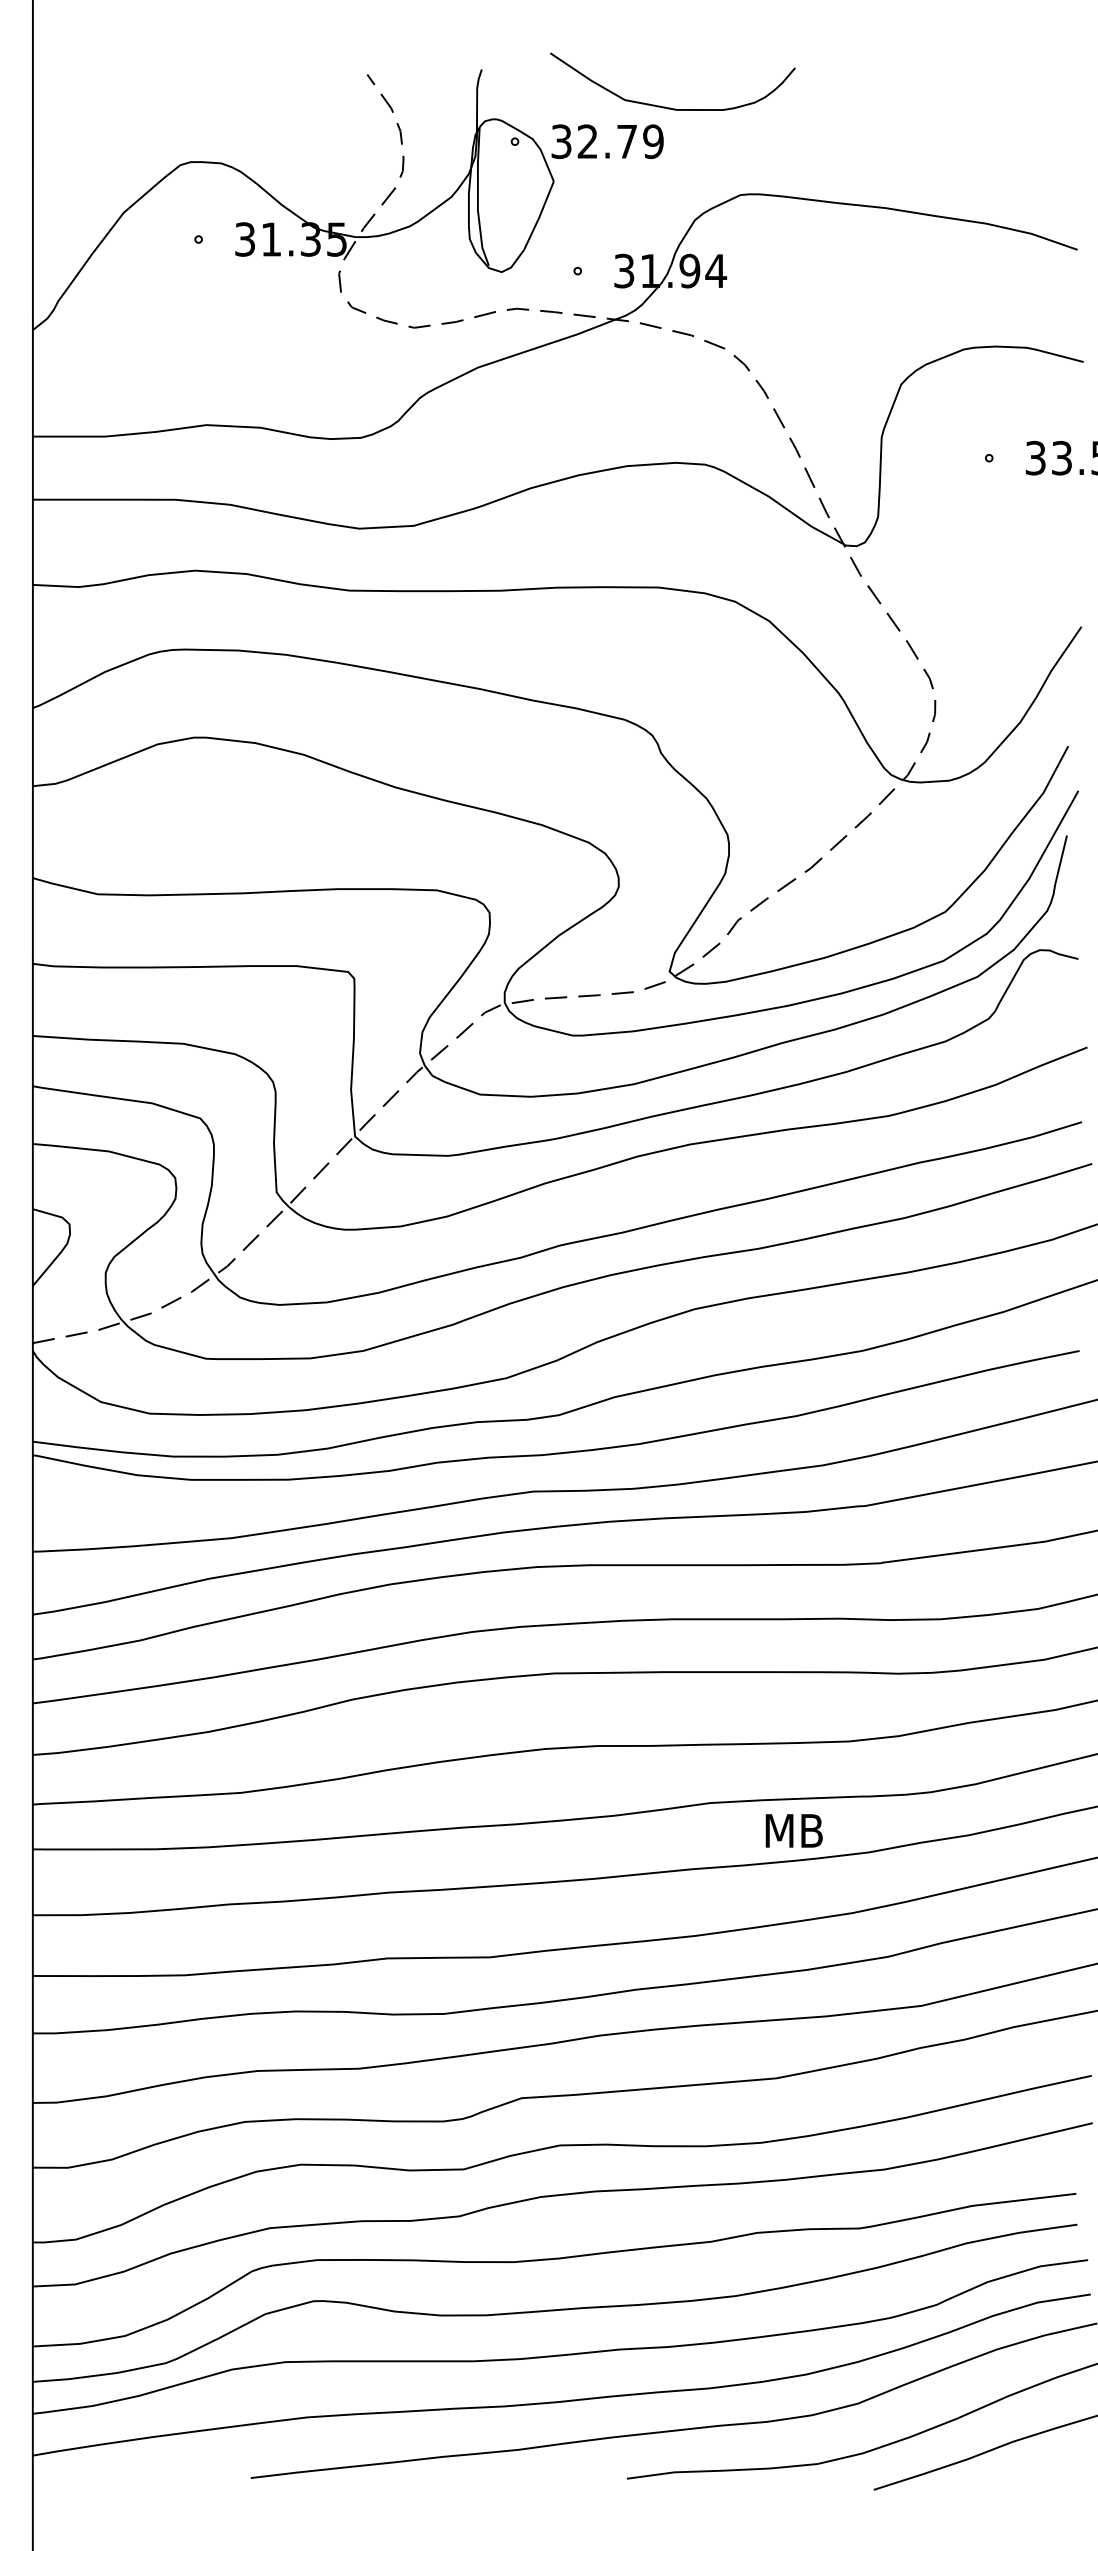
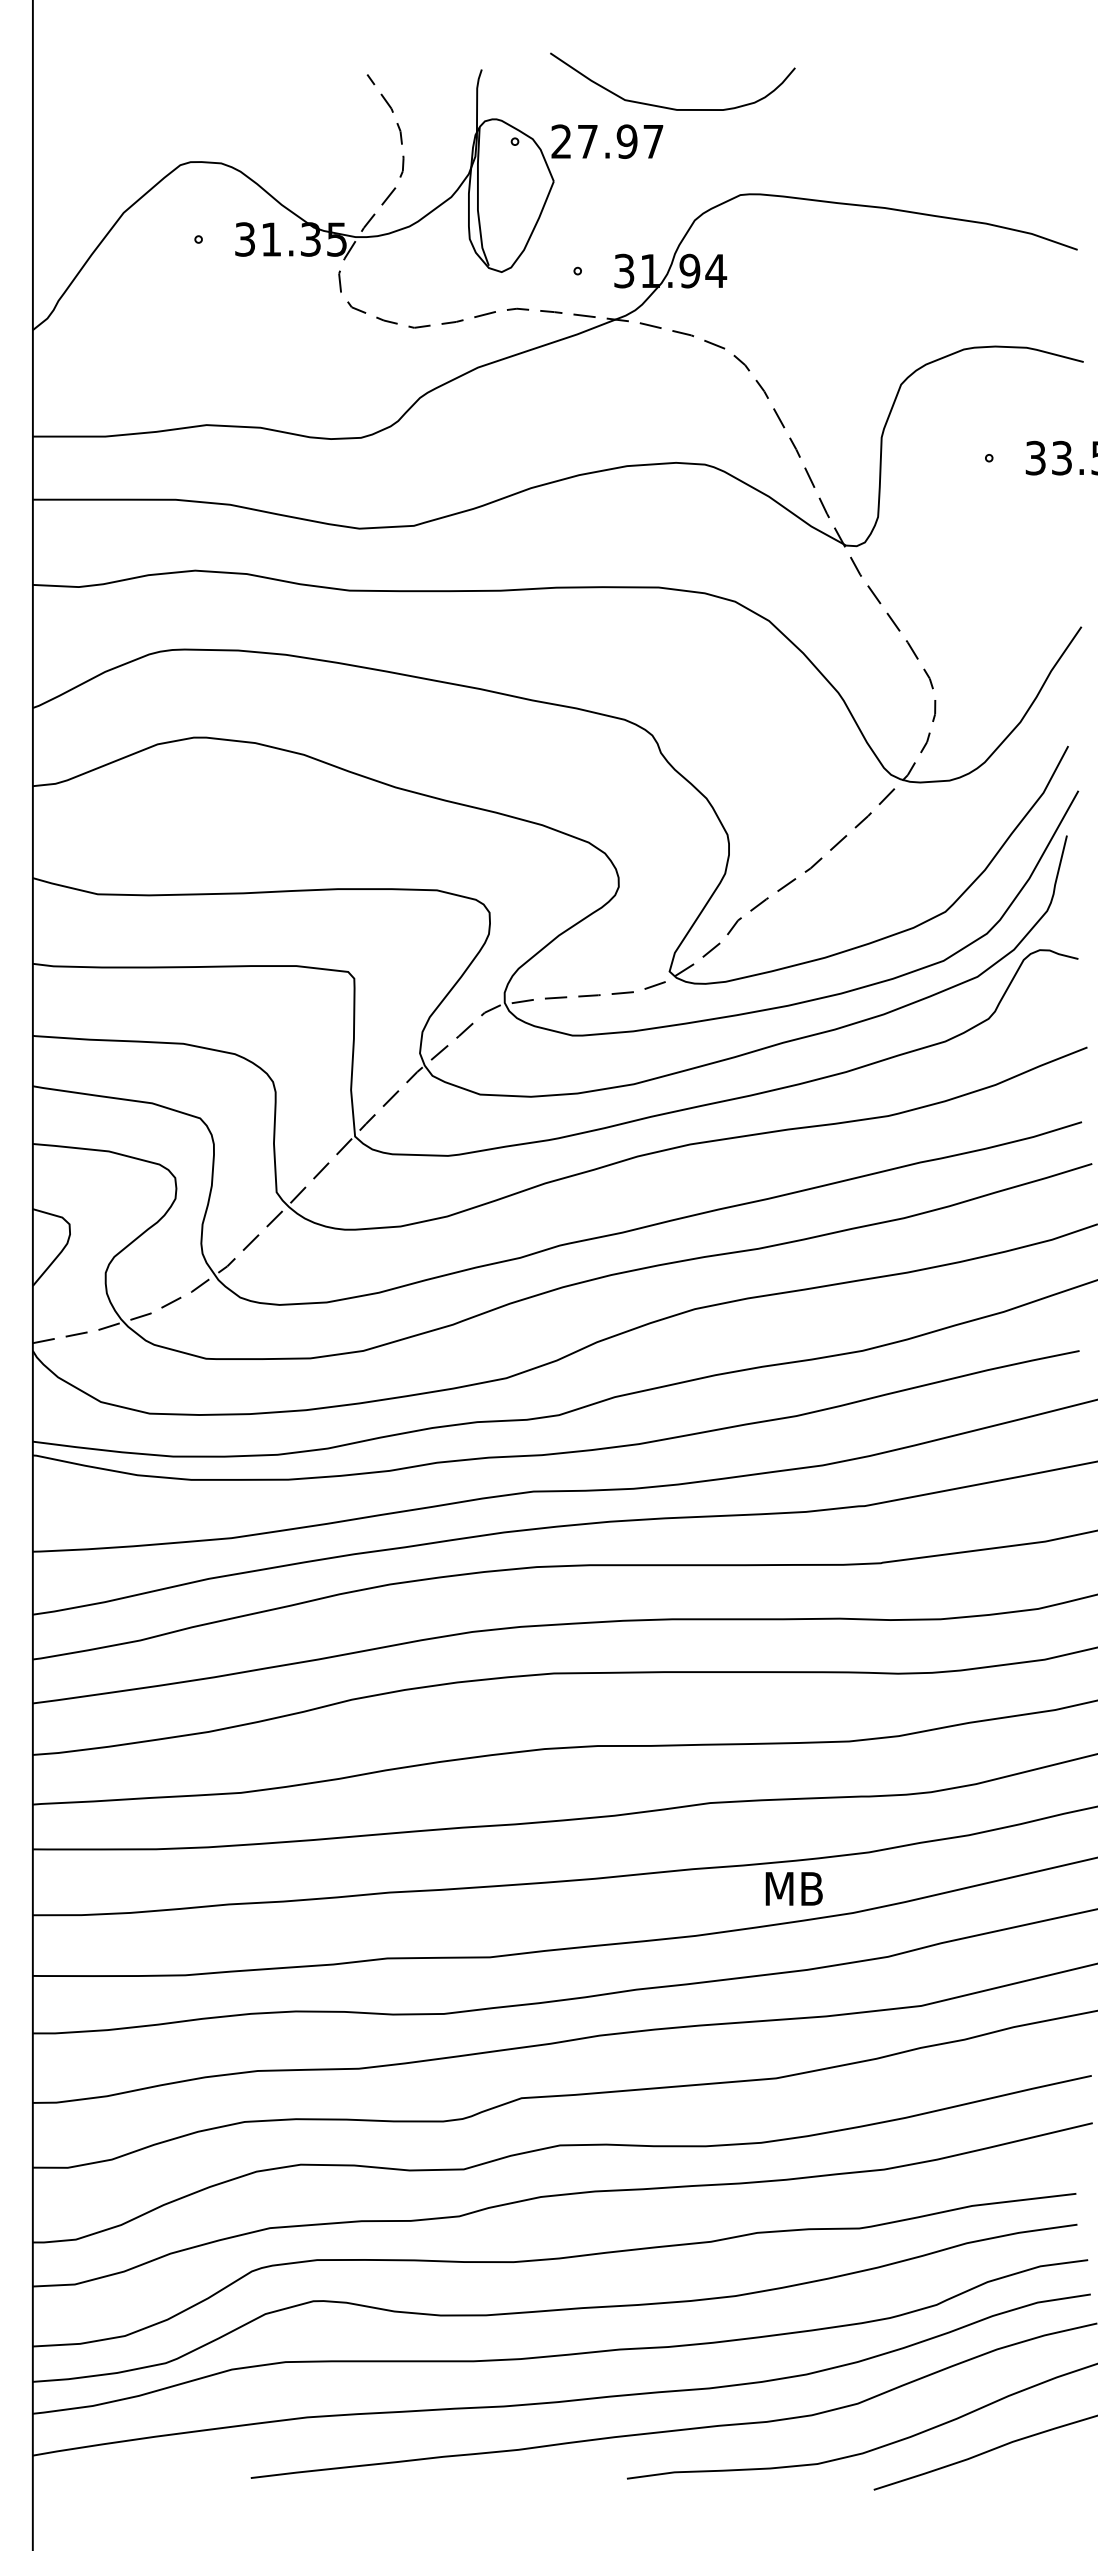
text: 32.79 -> 27.97 (607, 141)
text position: (793, 1830) -> (793, 1888) (793, 1888)
